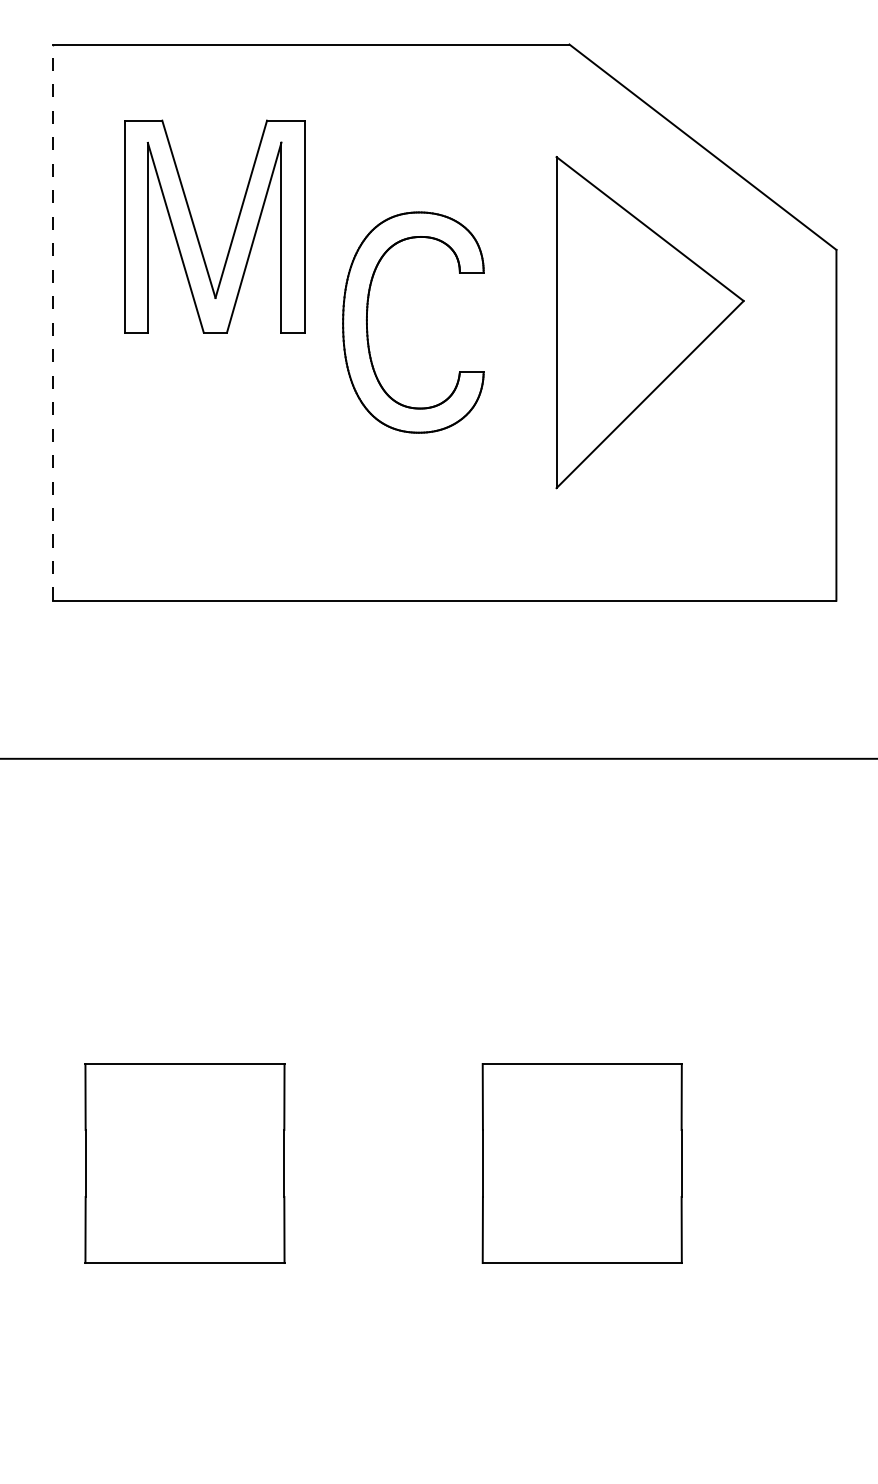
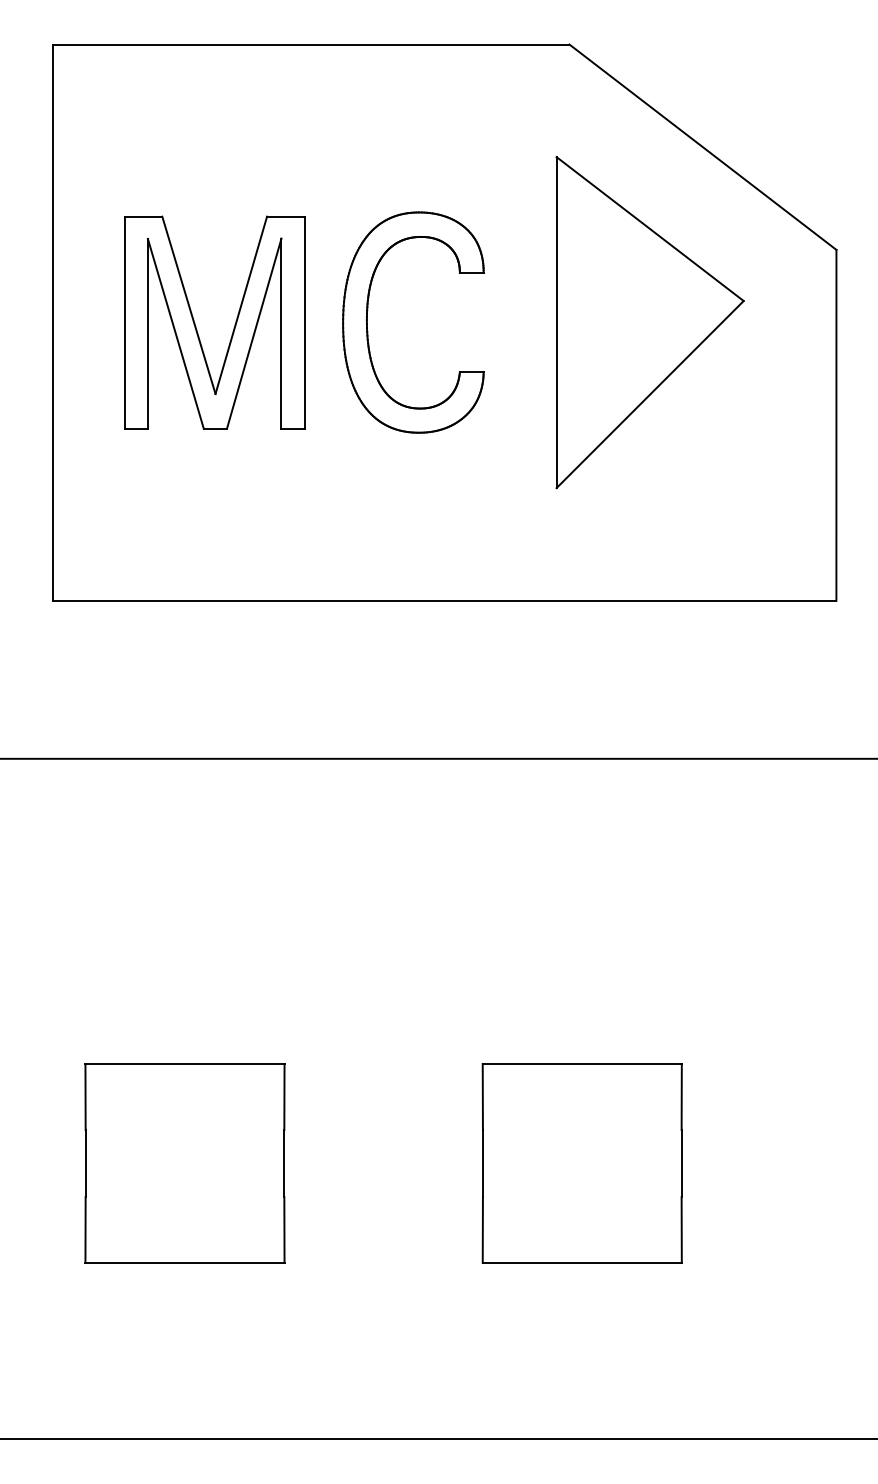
part position: (197, 233) -> (197, 329) (197, 329)
line: dashed -> solid (52, 322)
line: none -> present (438, 1439)
